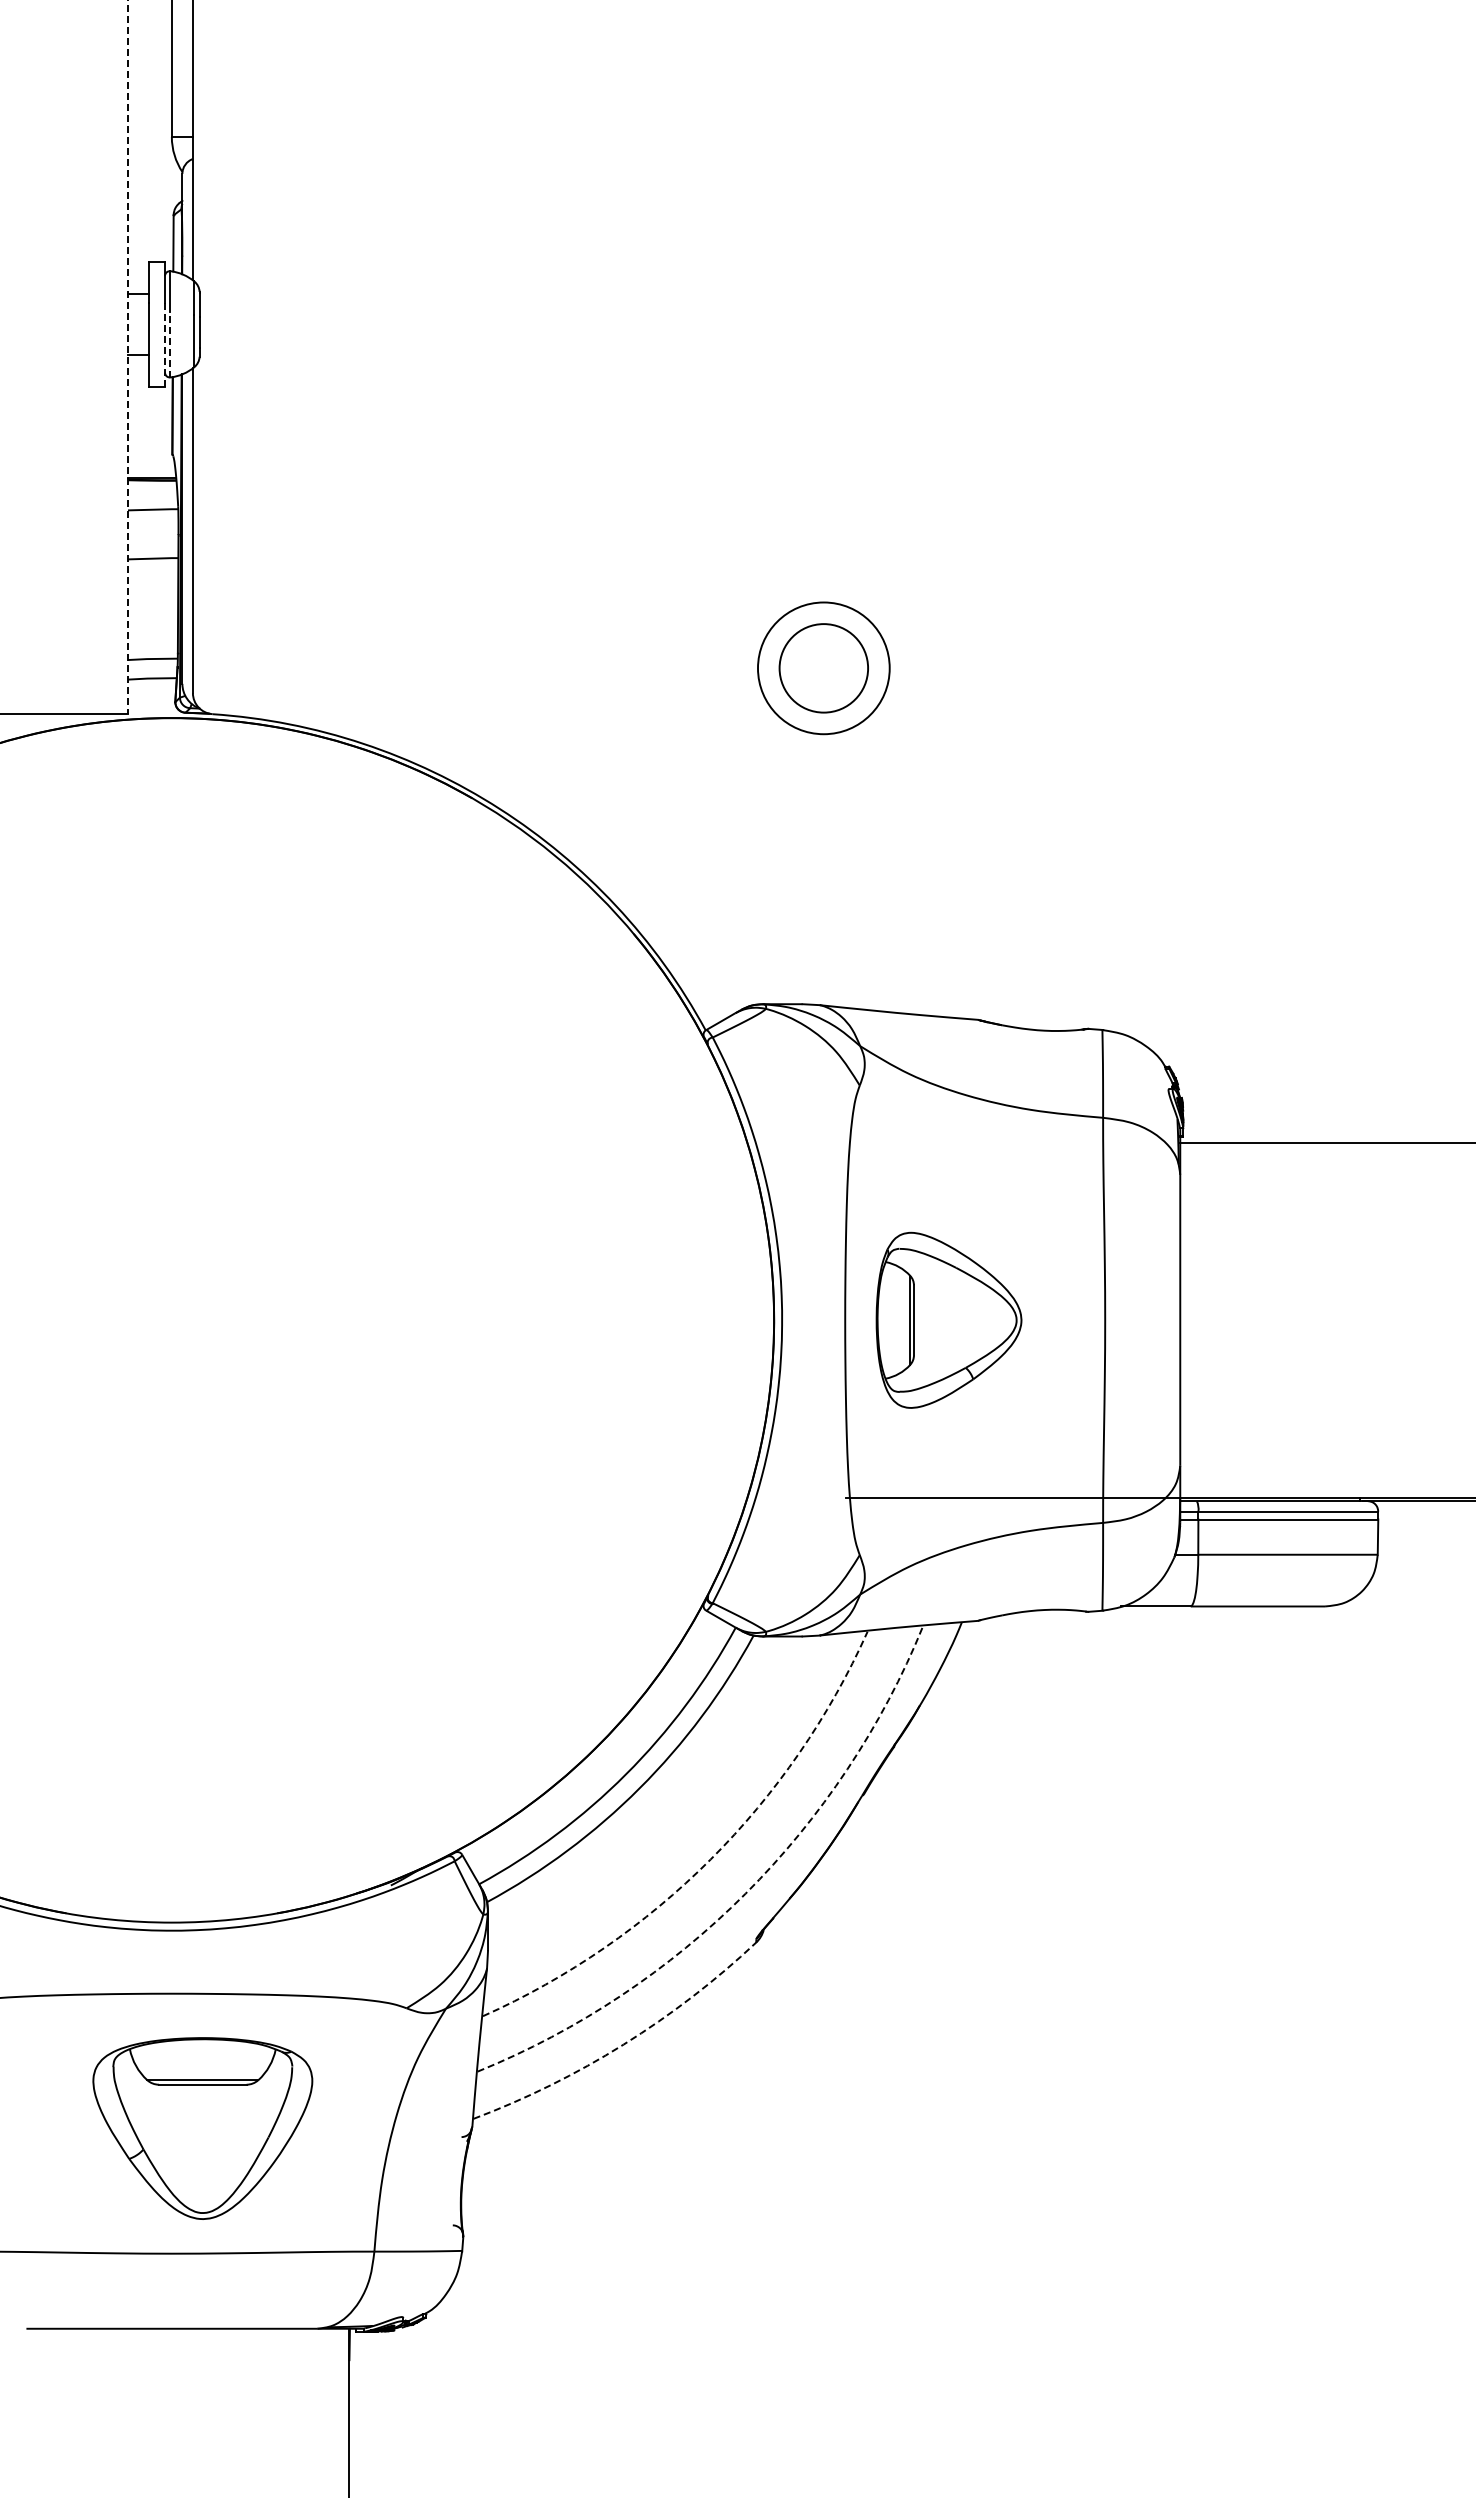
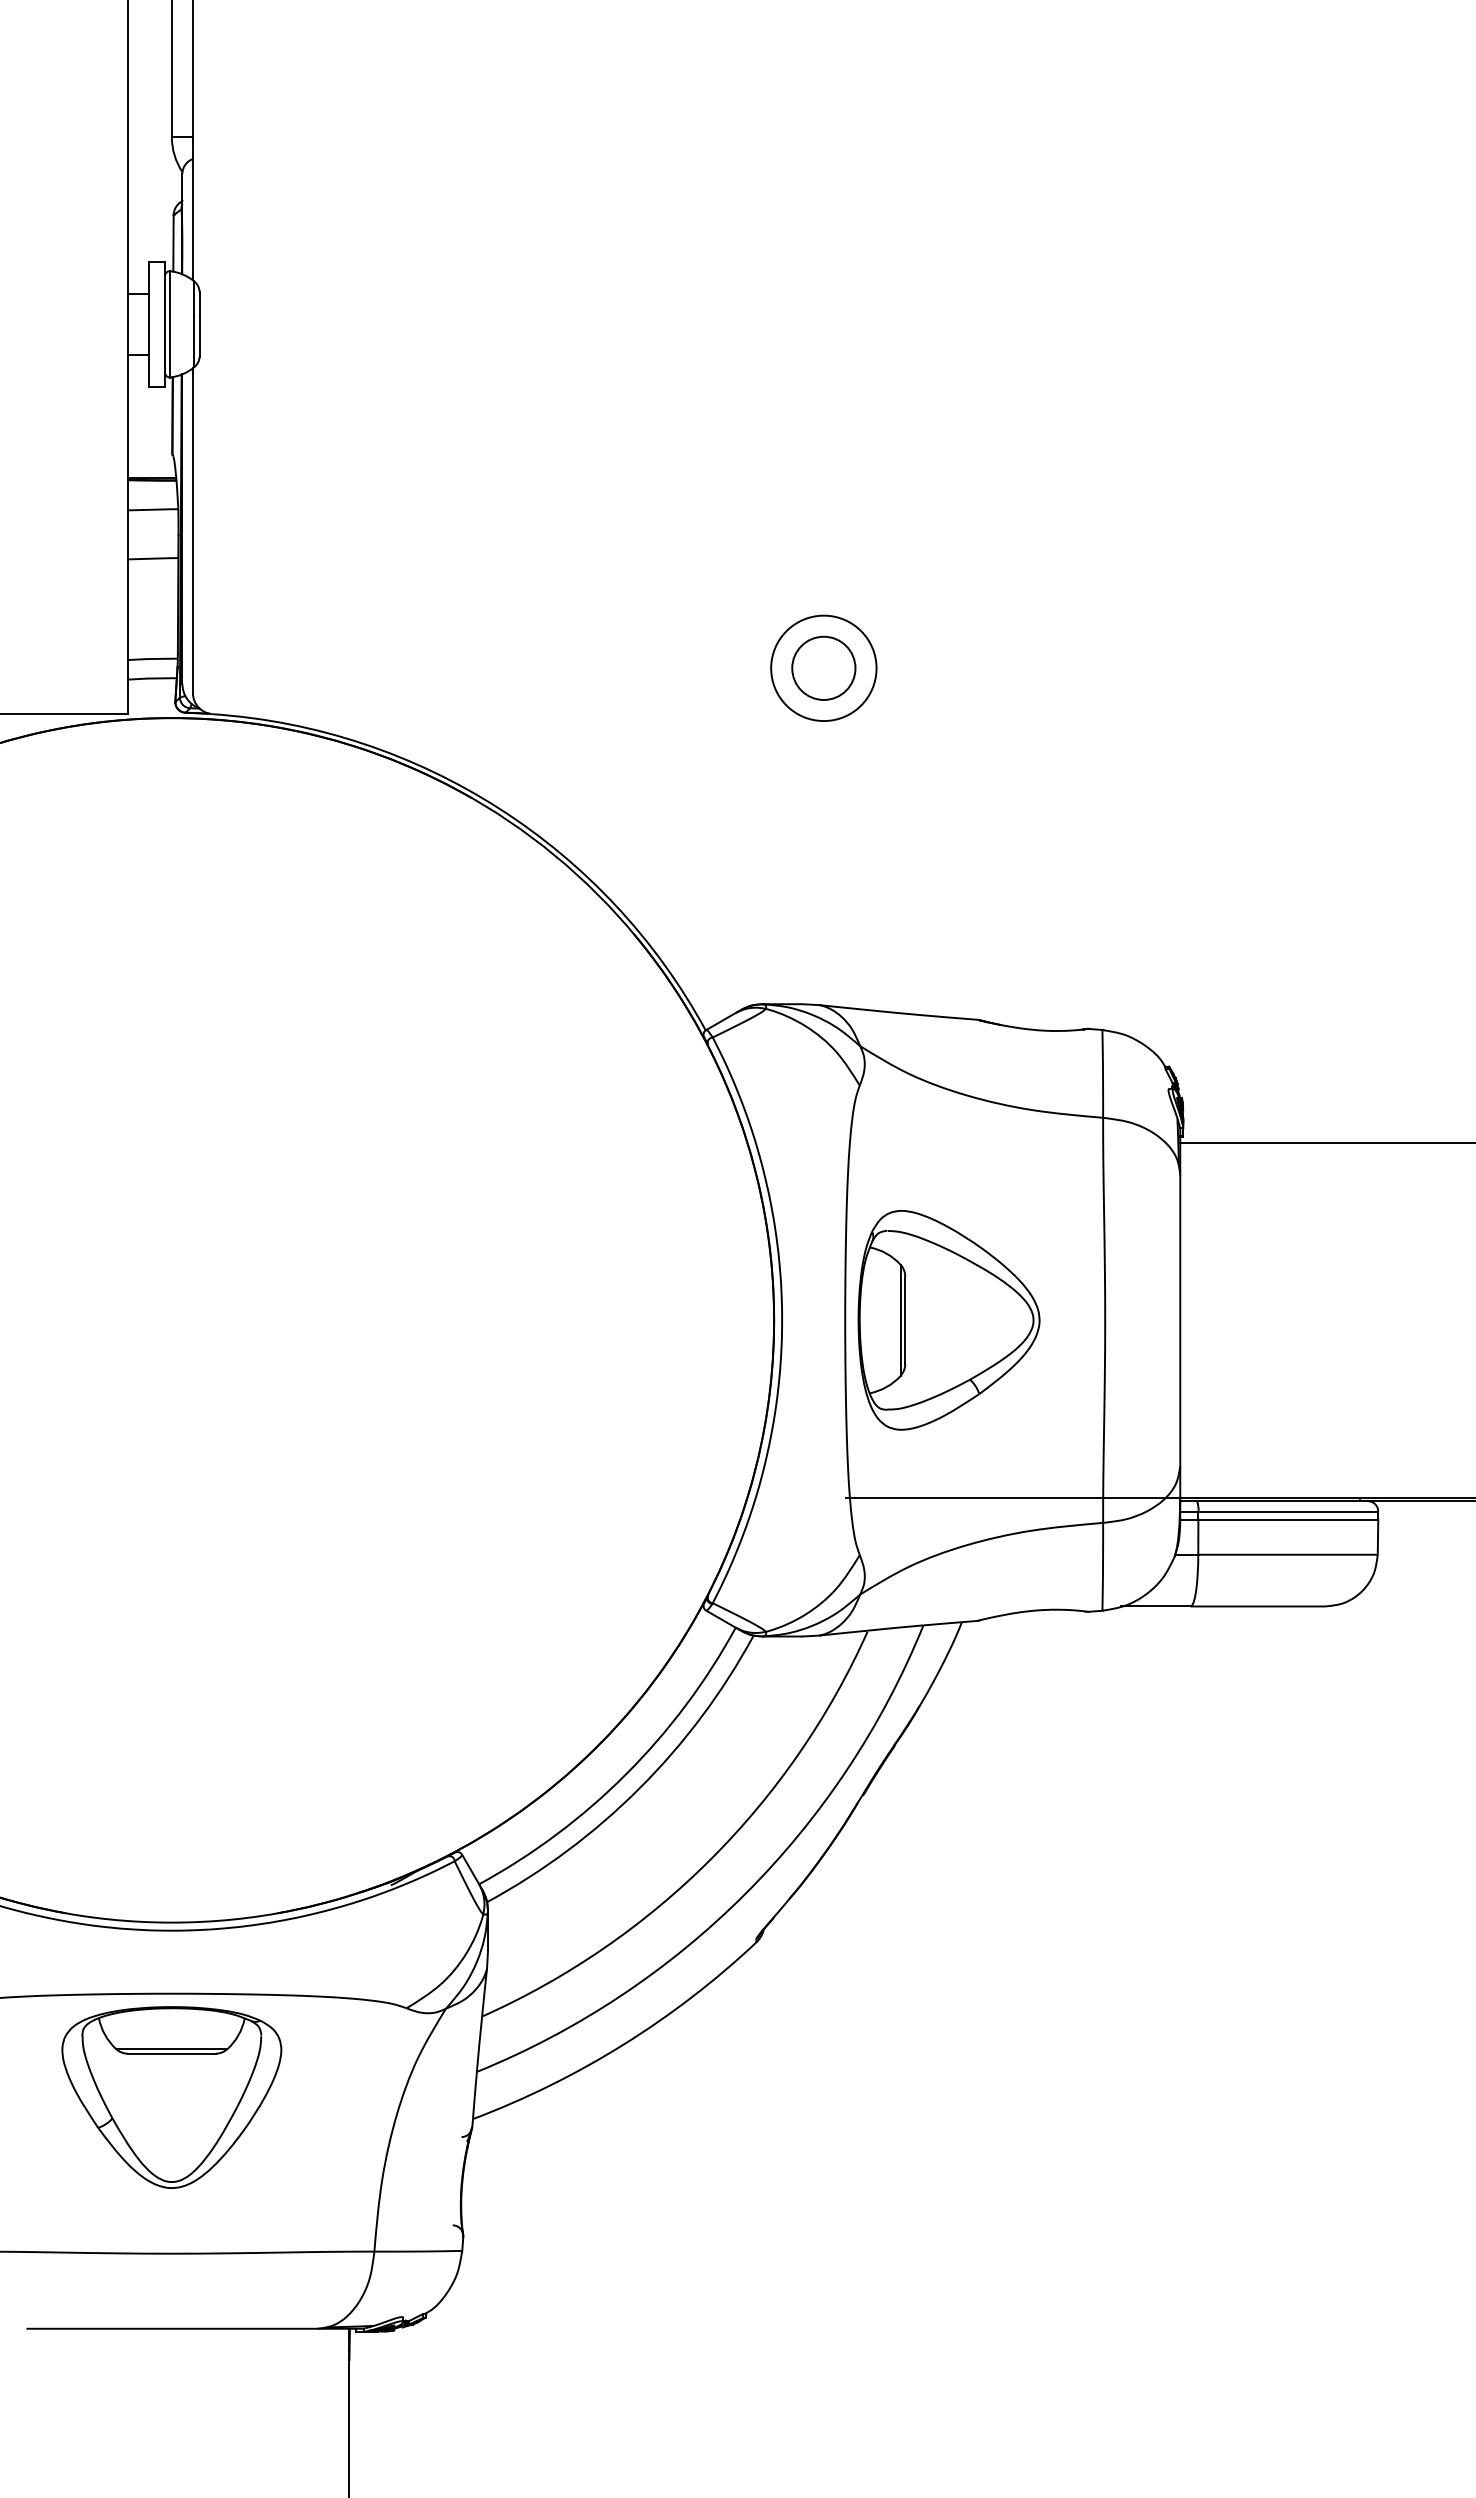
line: dashed -> solid (164, 344)
line: dashed -> solid (170, 344)
line: dashed -> solid (128, 357)
circle diameter: 132 px -> 105 px (823, 668)
circle diameter: 89 px -> 63 px (823, 667)
part size: 148x178 px -> 184x221 px (948, 1320)
arc: dashed -> solid (710, 1859)
arc: dashed -> solid (745, 1893)
arc: dashed -> solid (623, 2044)
part position: (202, 2128) -> (171, 2097) (171, 2097)
